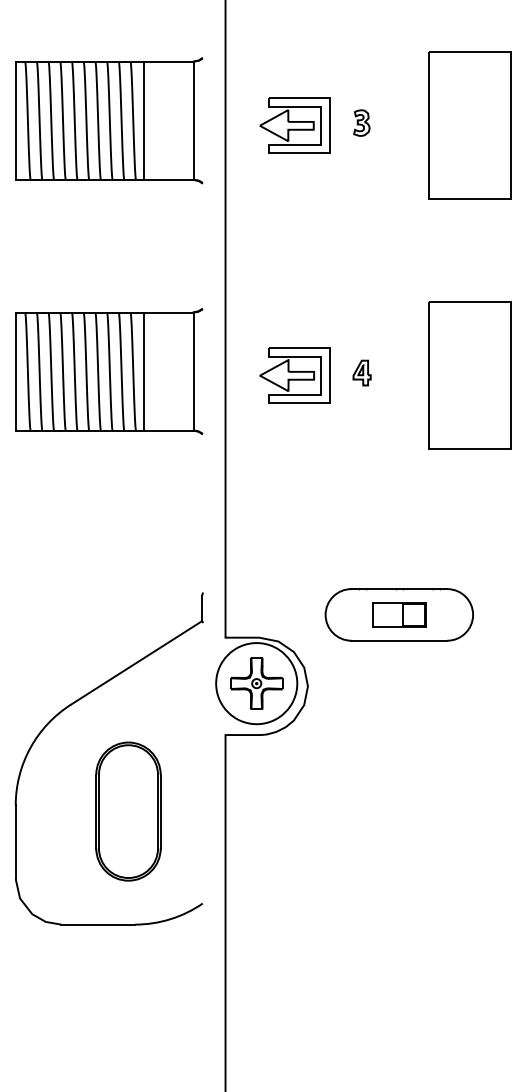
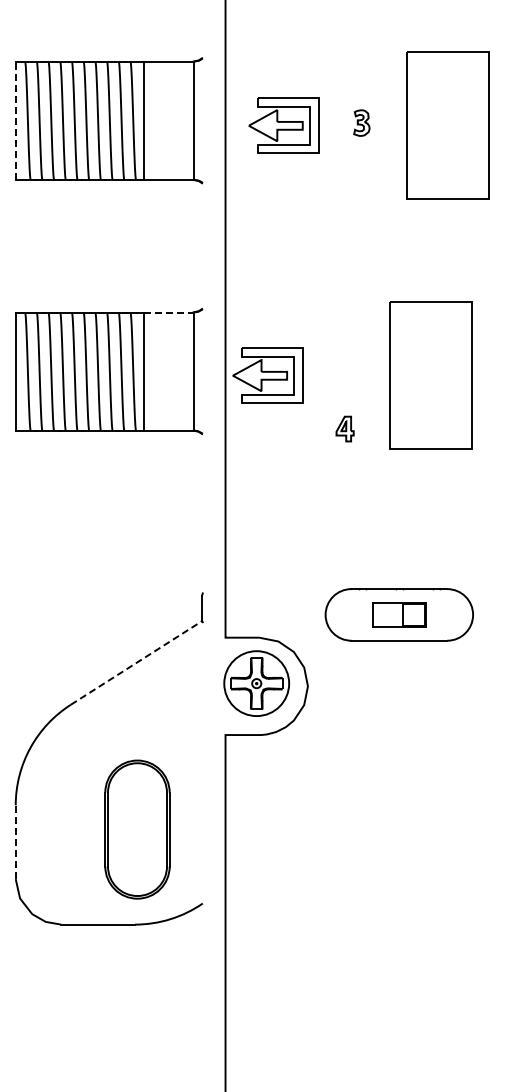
line: solid -> dashed (15, 120)
part position: (294, 125) -> (283, 125) (283, 125)
part position: (469, 125) -> (447, 125) (447, 125)
line: solid -> dashed (168, 312)
part position: (361, 372) -> (344, 428) (344, 428)
part position: (294, 375) -> (267, 375) (267, 375)
part position: (469, 375) -> (430, 375) (430, 375)
line: solid -> dashed (136, 662)
circle diameter: 81 px -> 65 px (256, 683)
part position: (128, 811) -> (137, 829) (137, 829)
line: solid -> dashed (15, 842)
